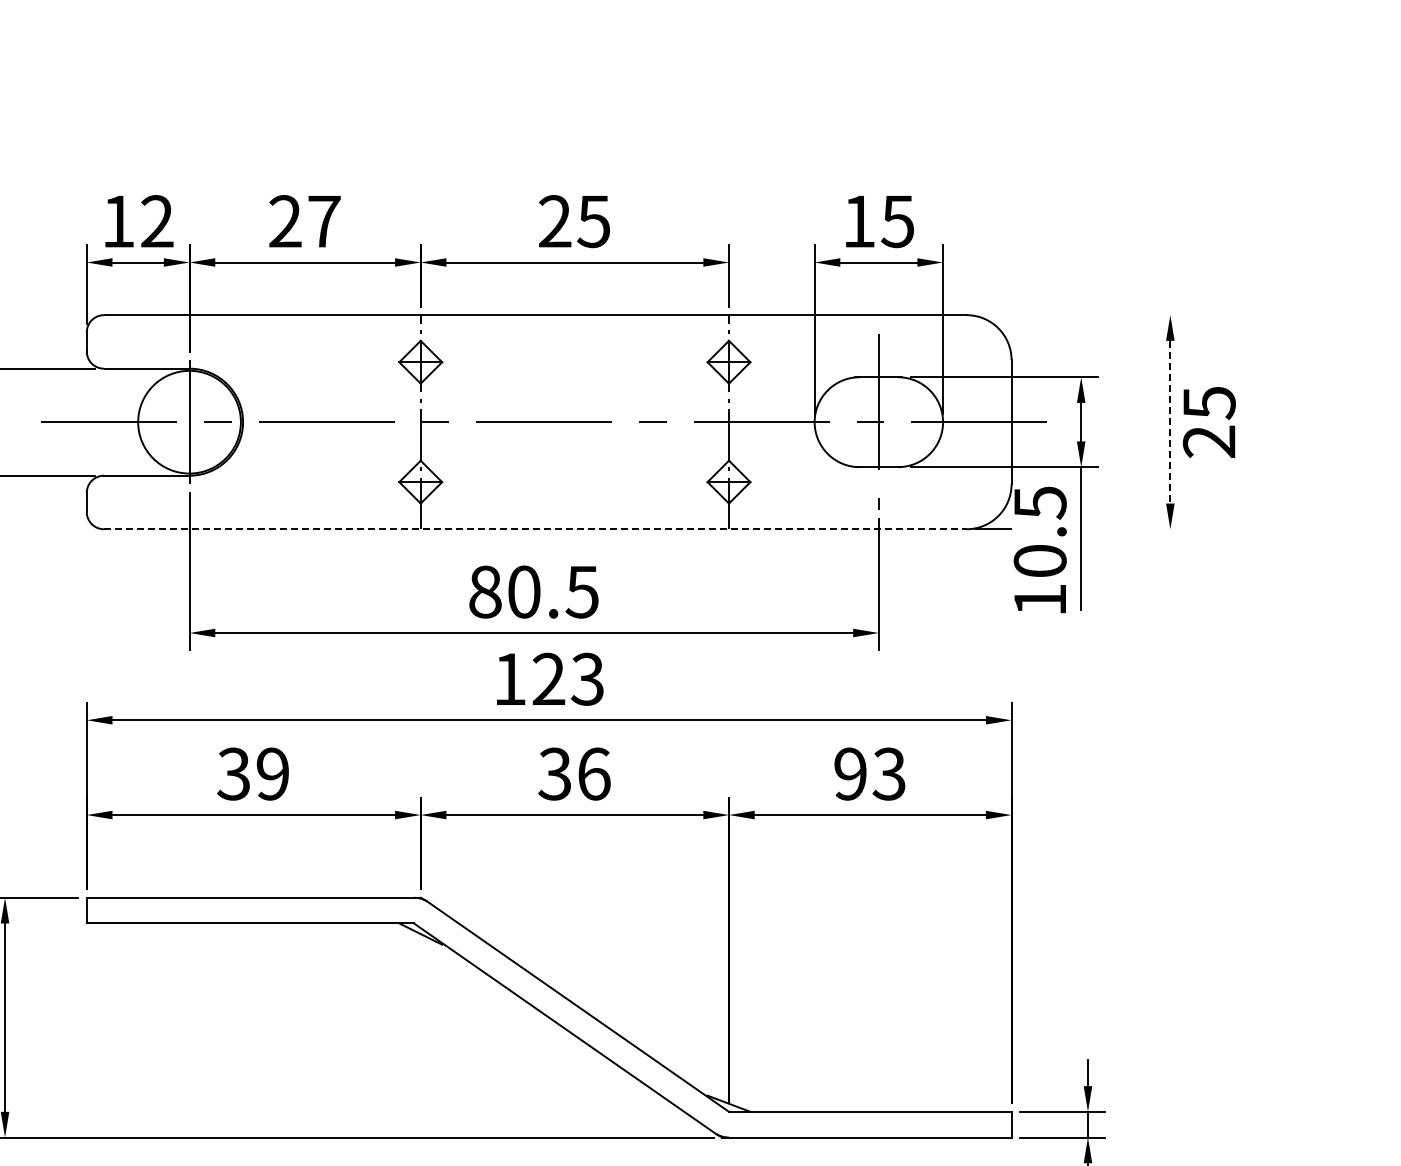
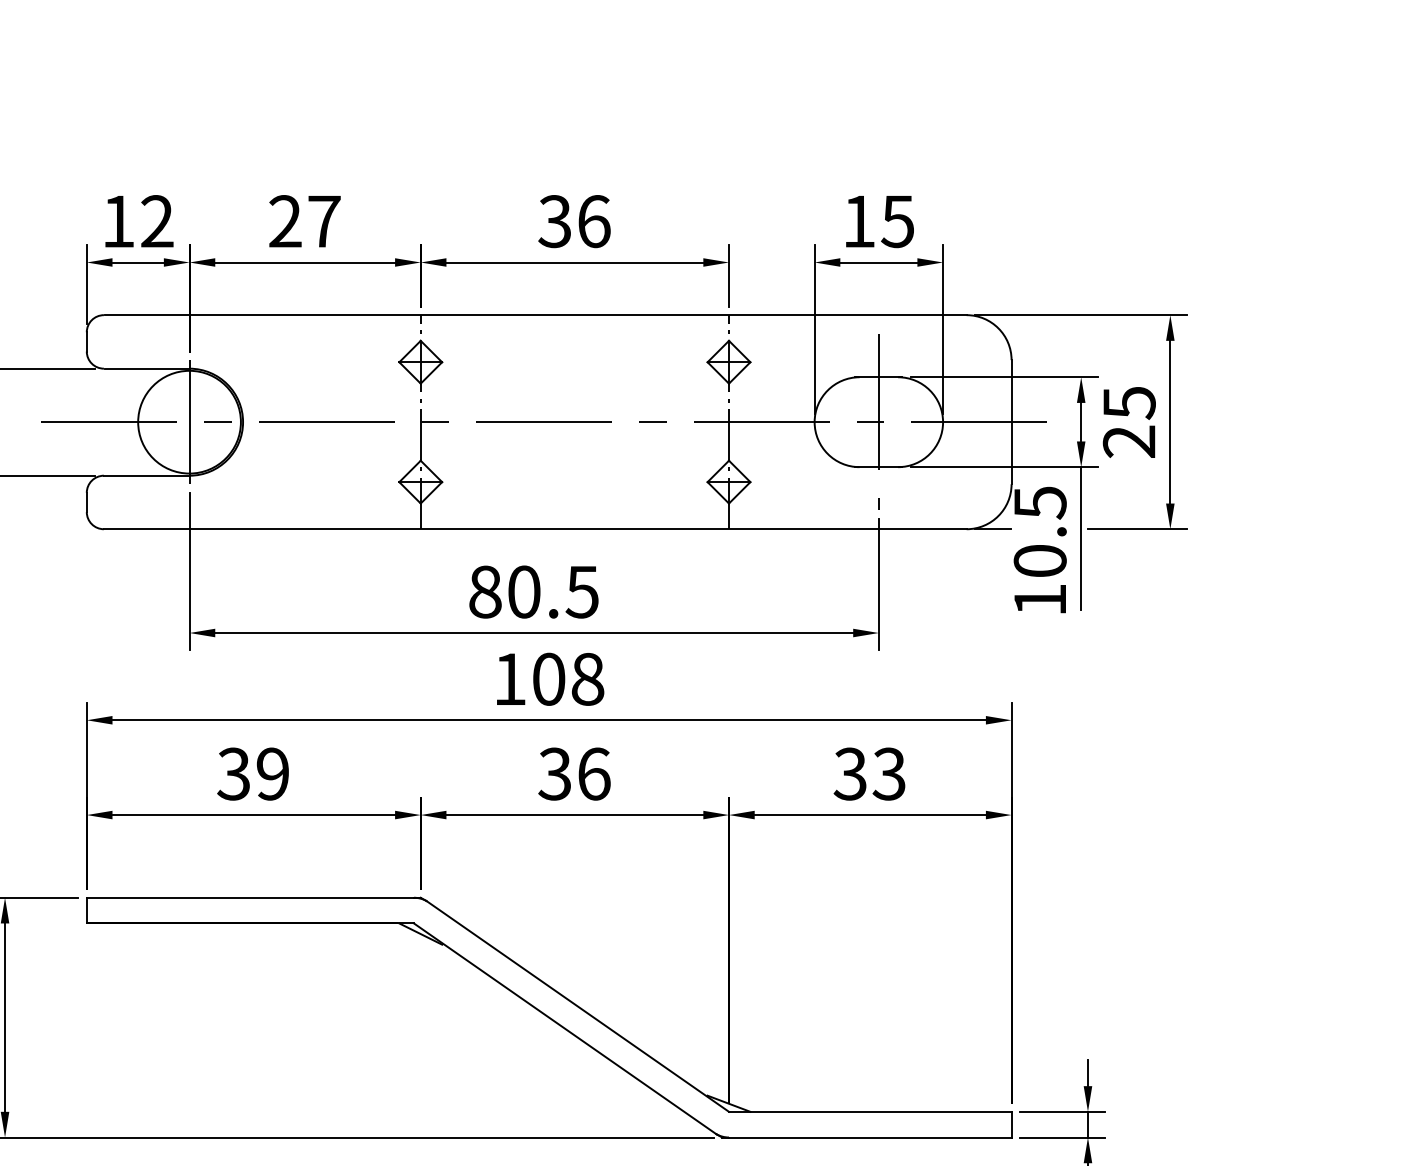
text: 25 -> 36 (574, 221)
line: none -> present (1081, 315)
line: dashed -> solid (1170, 422)
text position: (1208, 422) -> (1128, 422) (1128, 422)
line: dashed -> solid (535, 529)
line: none -> present (1137, 529)
text: 123 -> 108 (568, 678)
text: 93 -> 33 (849, 773)
